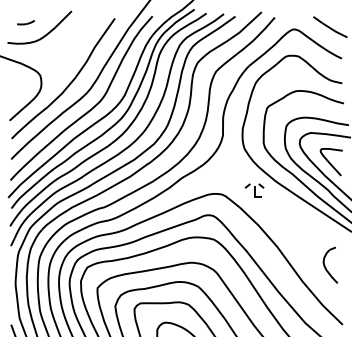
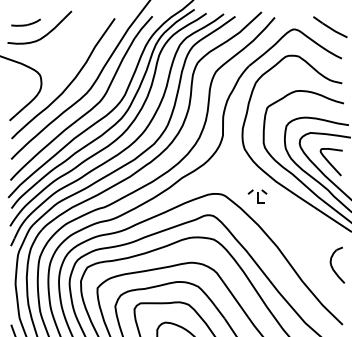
part size: 19x6 px -> 30x9 px (25, 22)
part position: (254, 190) -> (257, 196) (257, 196)
part position: (330, 264) -> (337, 264) (337, 264)
